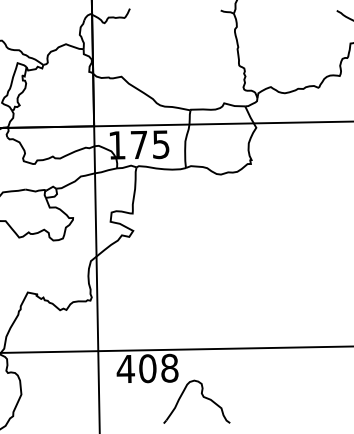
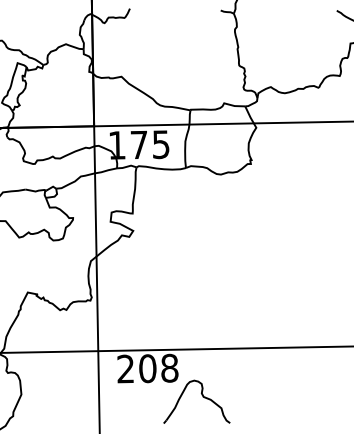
text: 408 -> 208 (125, 368)
